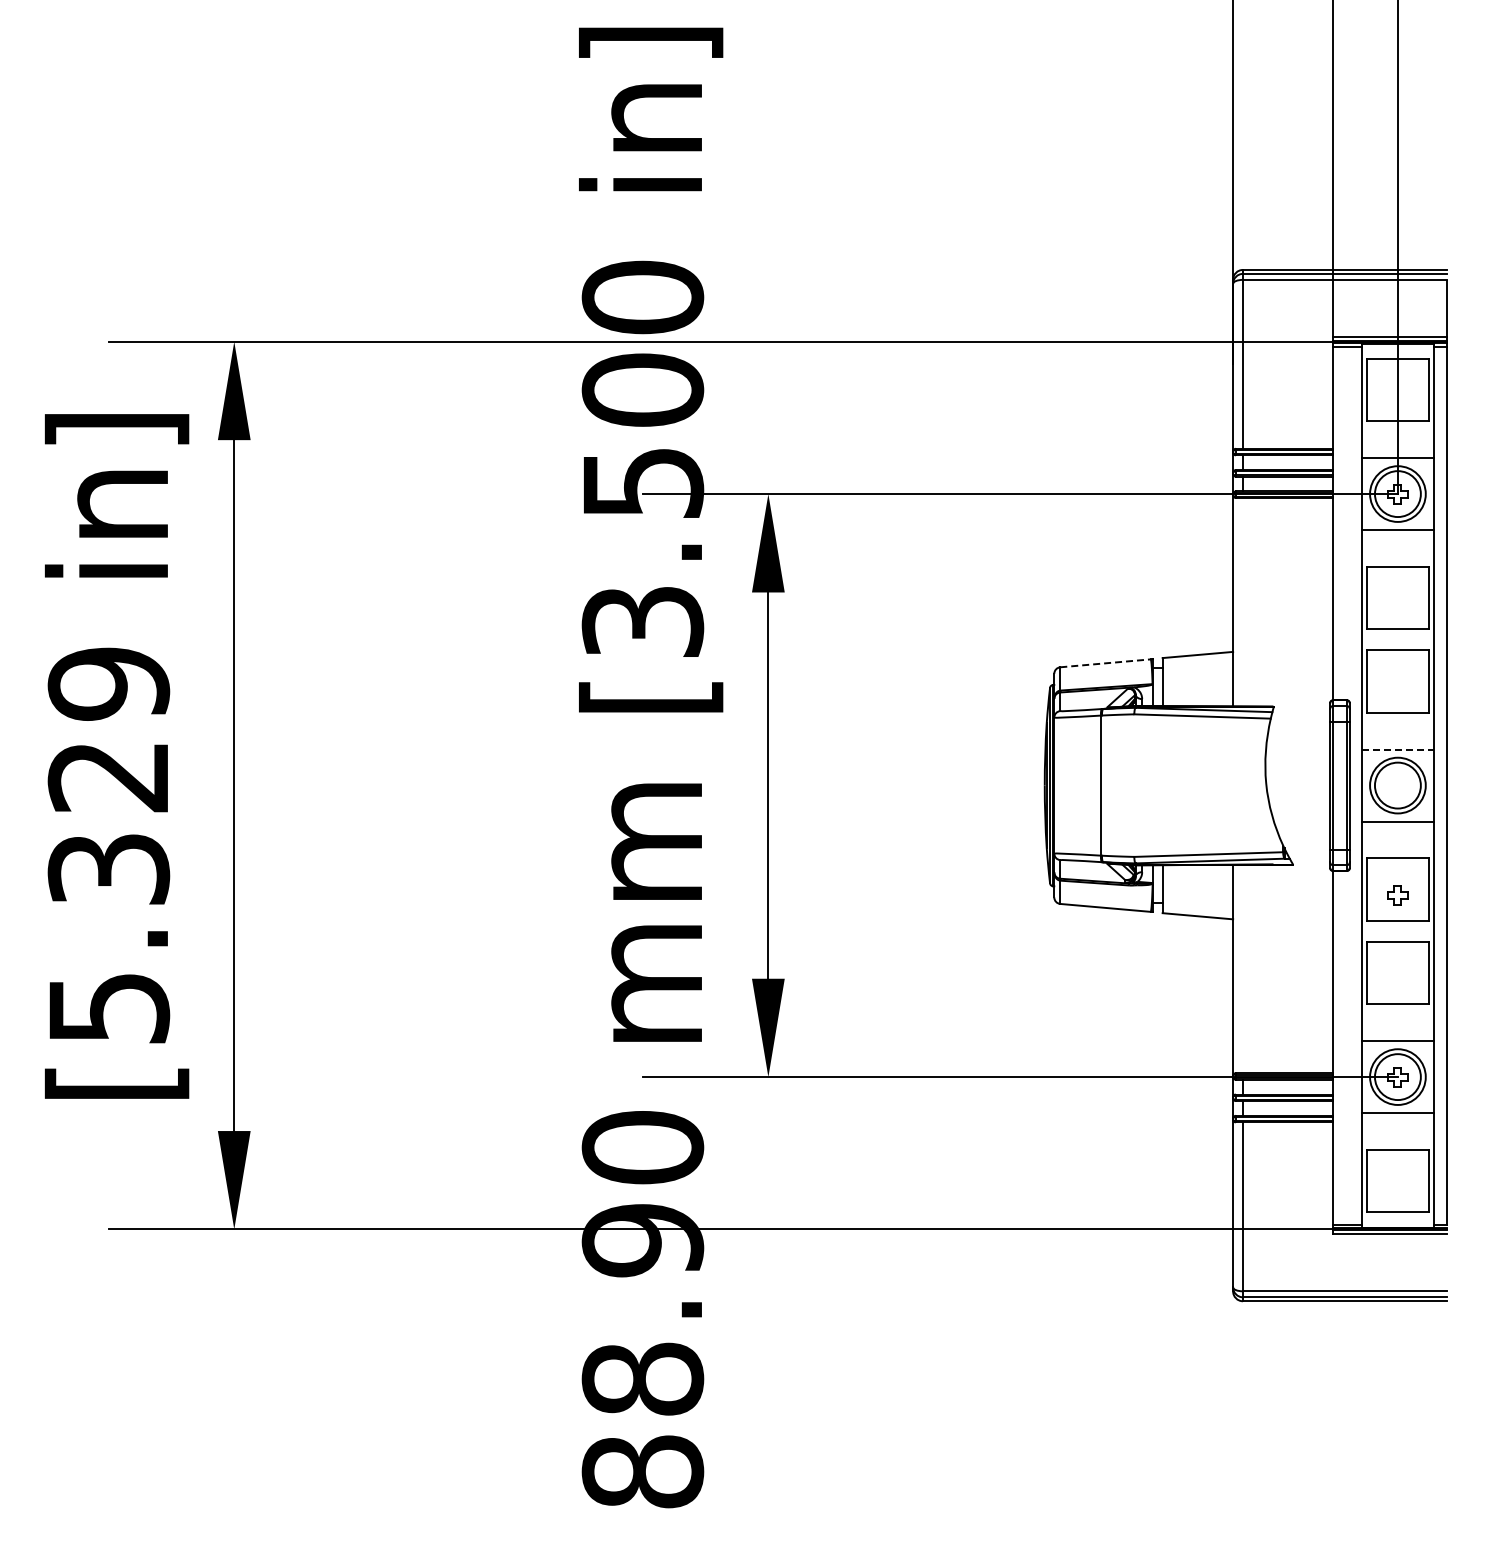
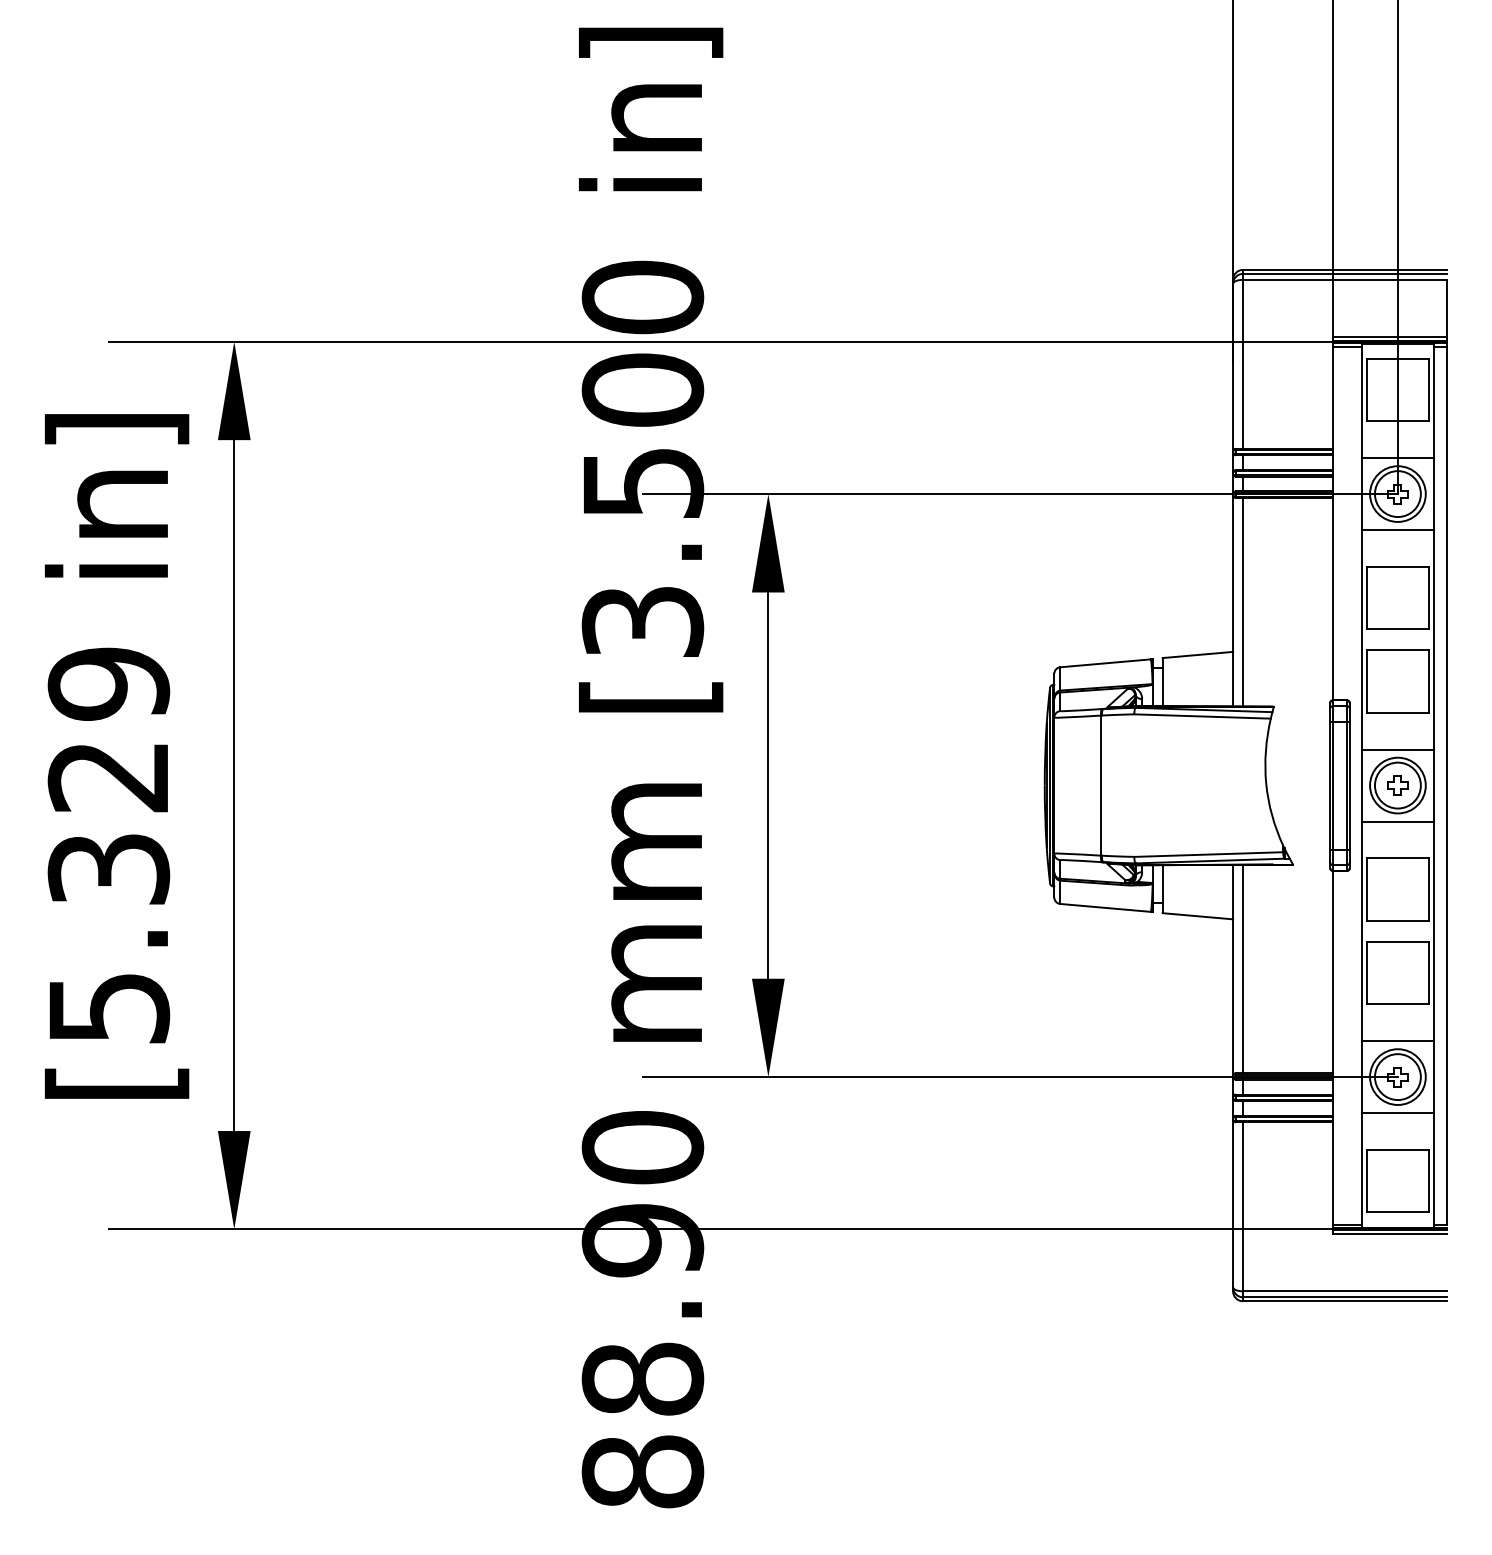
line: none -> present (1242, 601)
line: dashed -> solid (1105, 663)
line: dashed -> solid (1398, 749)
part position: (1397, 895) -> (1397, 785) (1397, 785)
line: none -> present (1242, 968)
